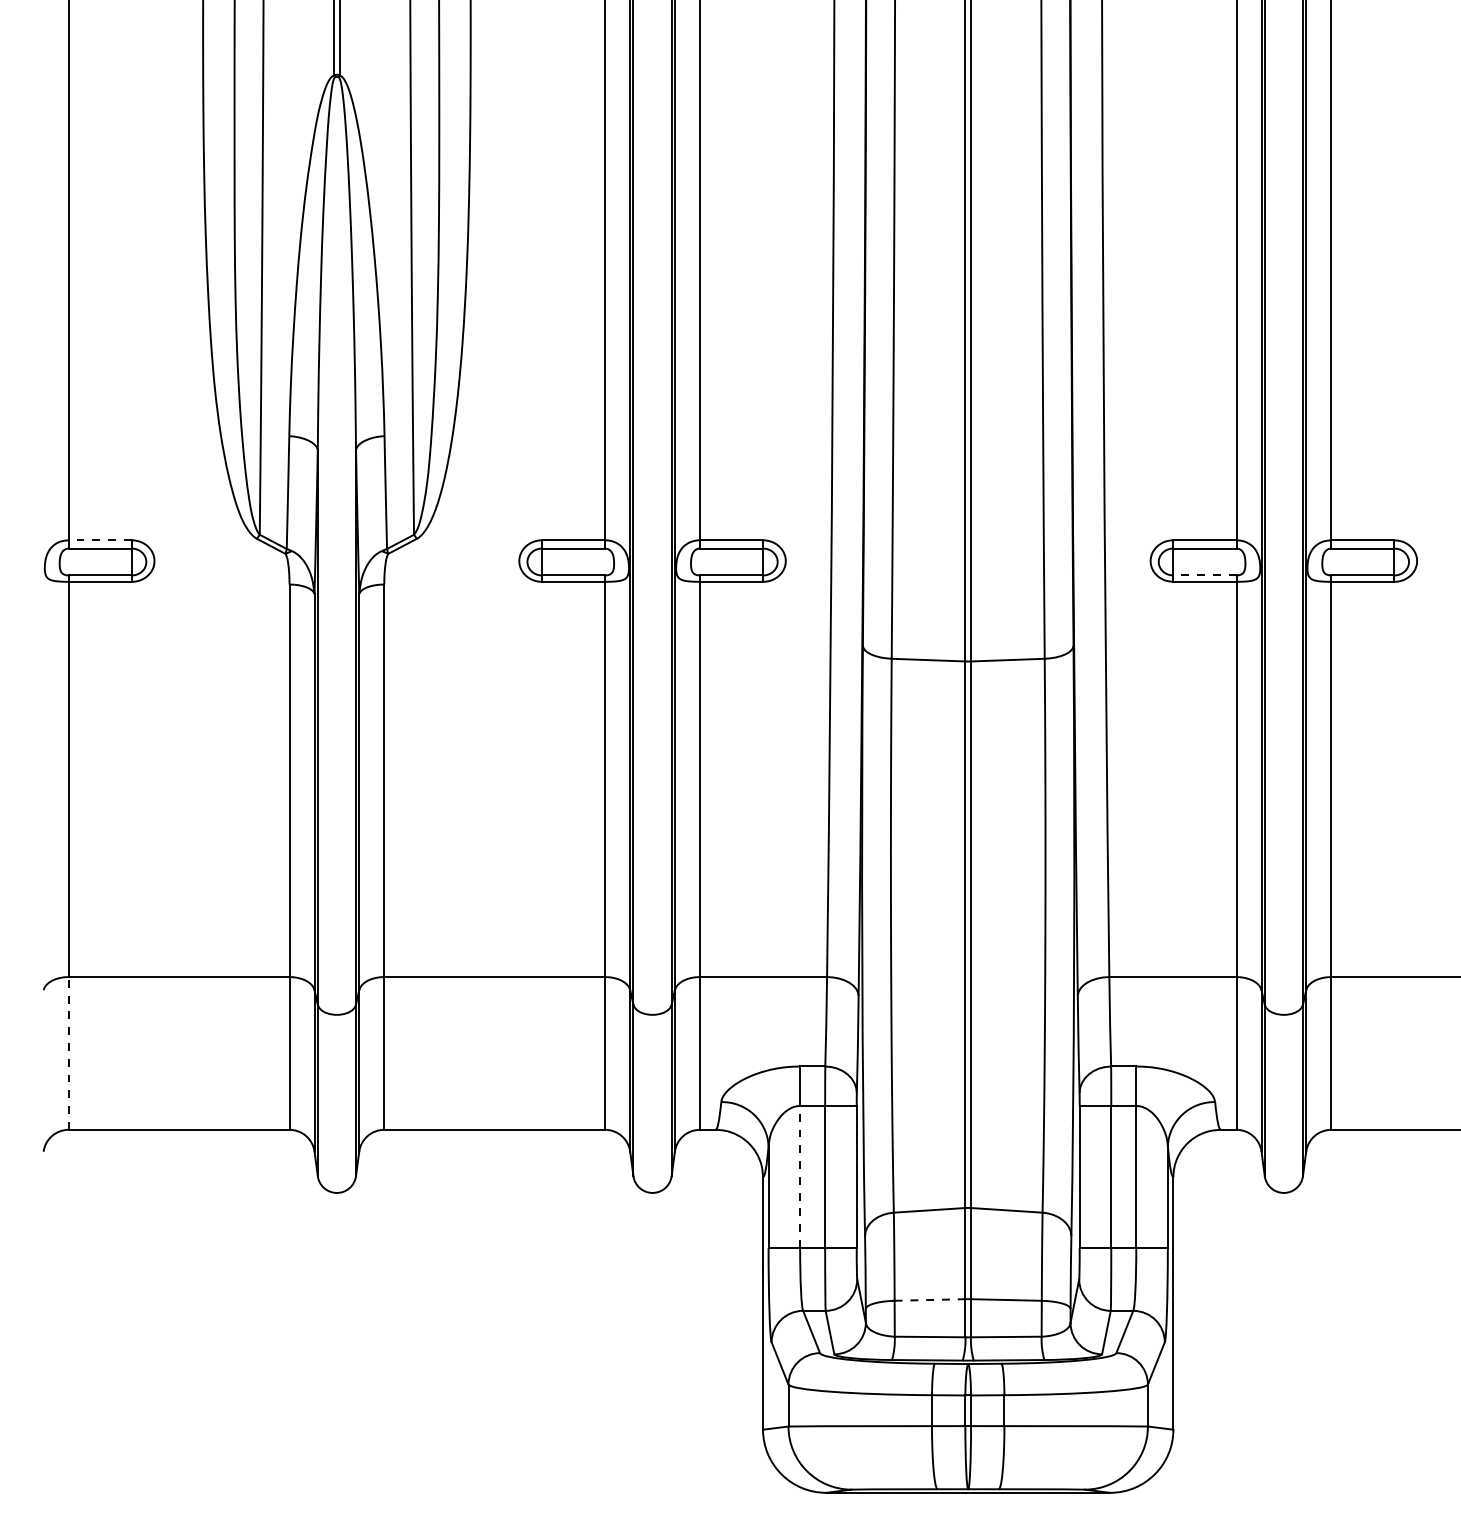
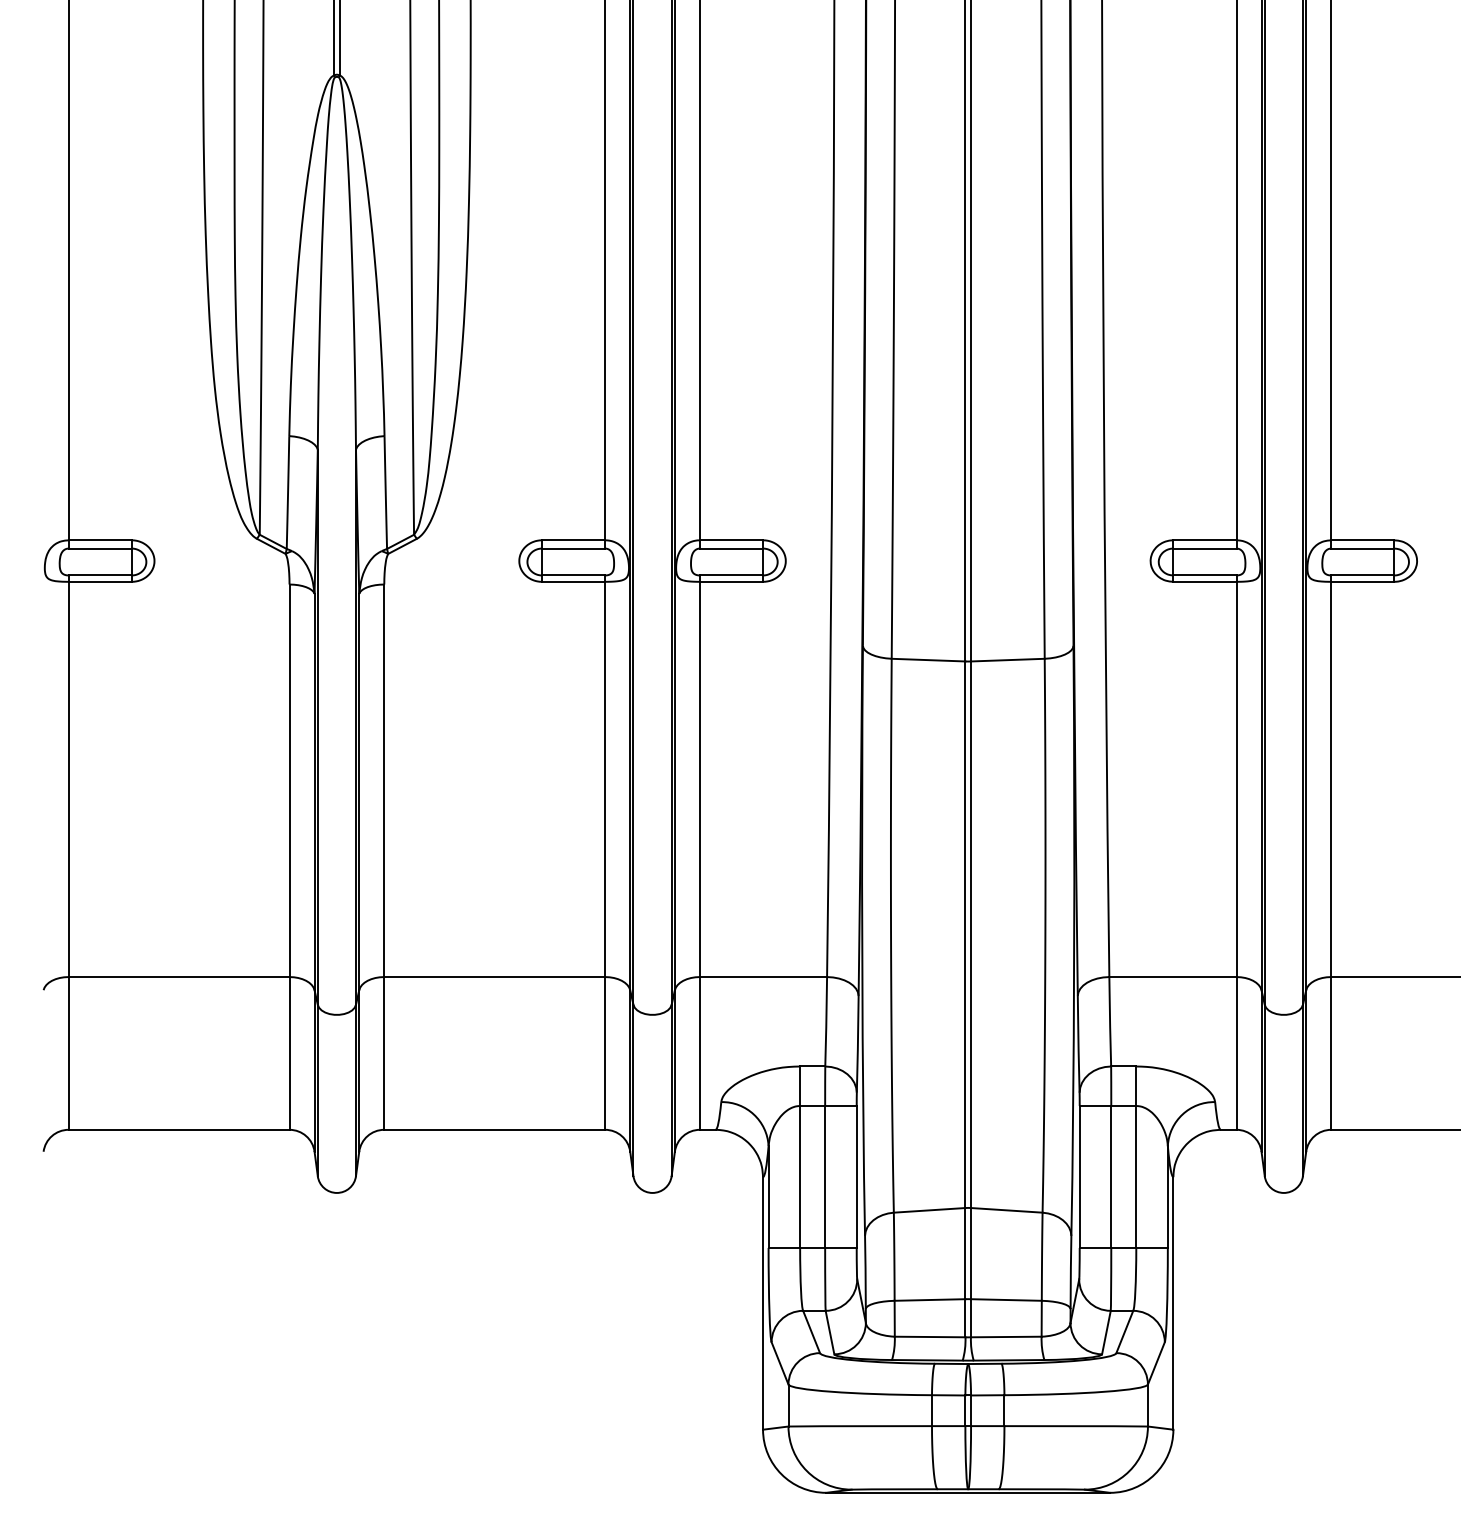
line: dashed -> solid (100, 540)
line: dashed -> solid (1204, 575)
line: dashed -> solid (68, 1052)
line: dashed -> solid (800, 1176)
line: dashed -> solid (930, 1299)
